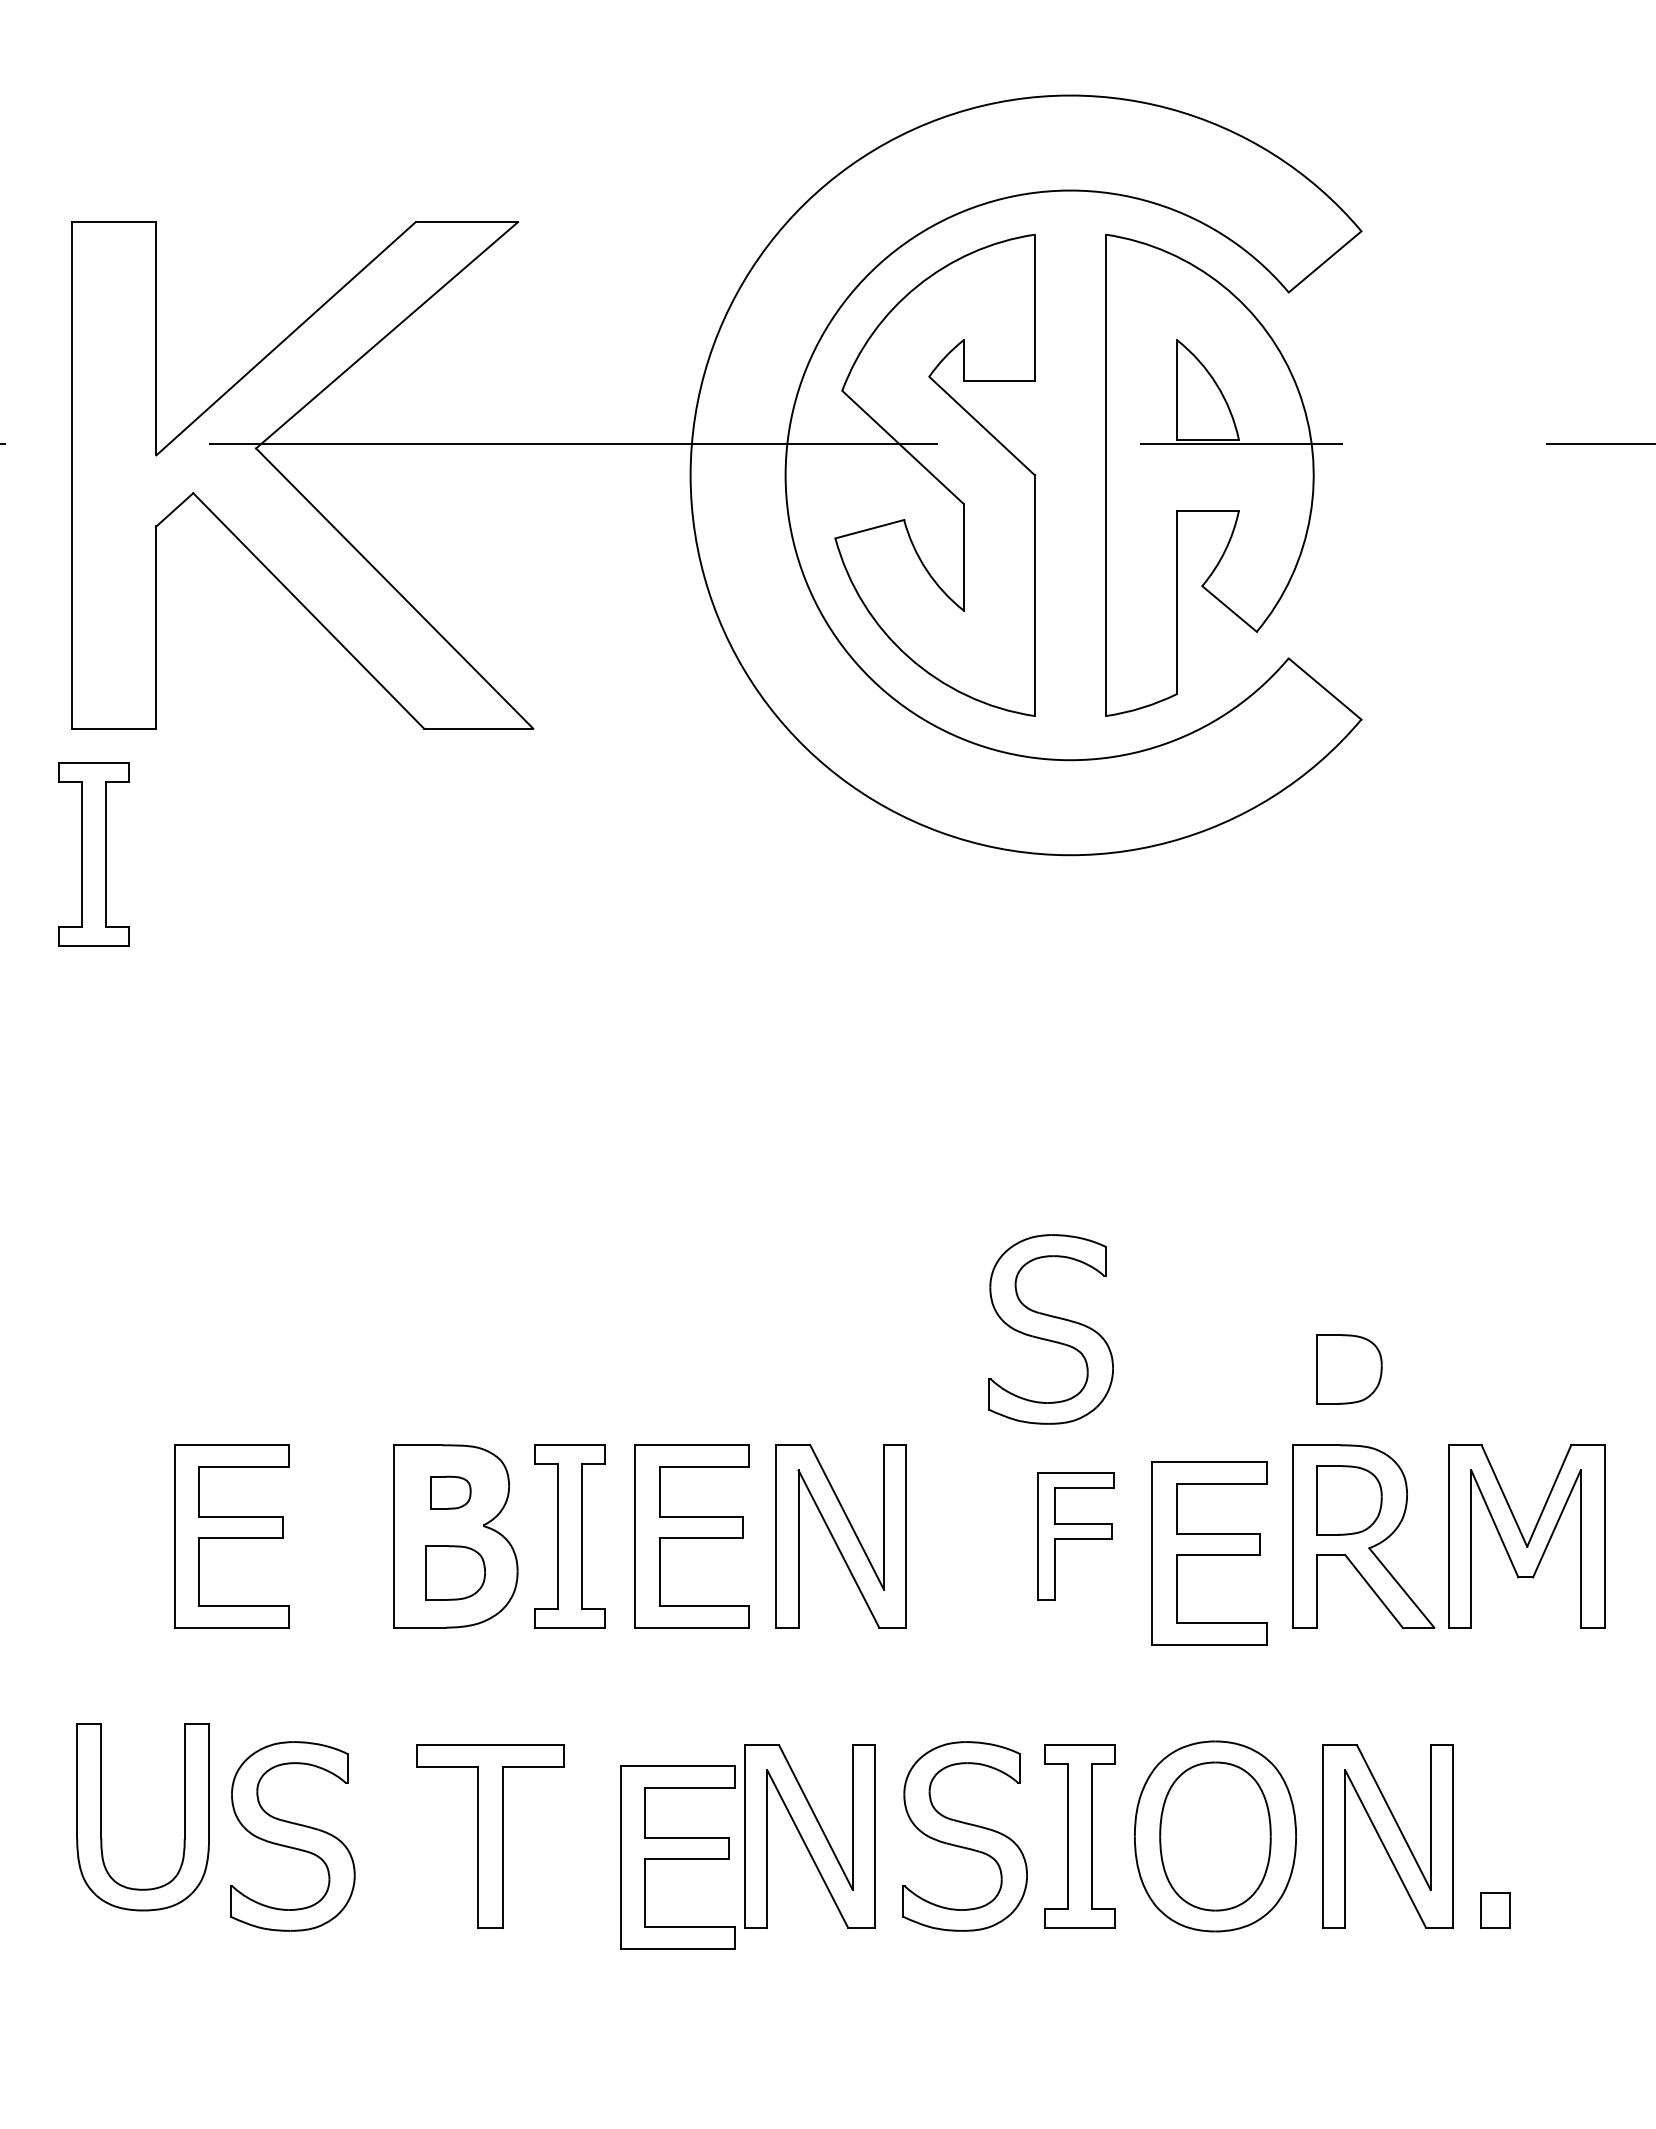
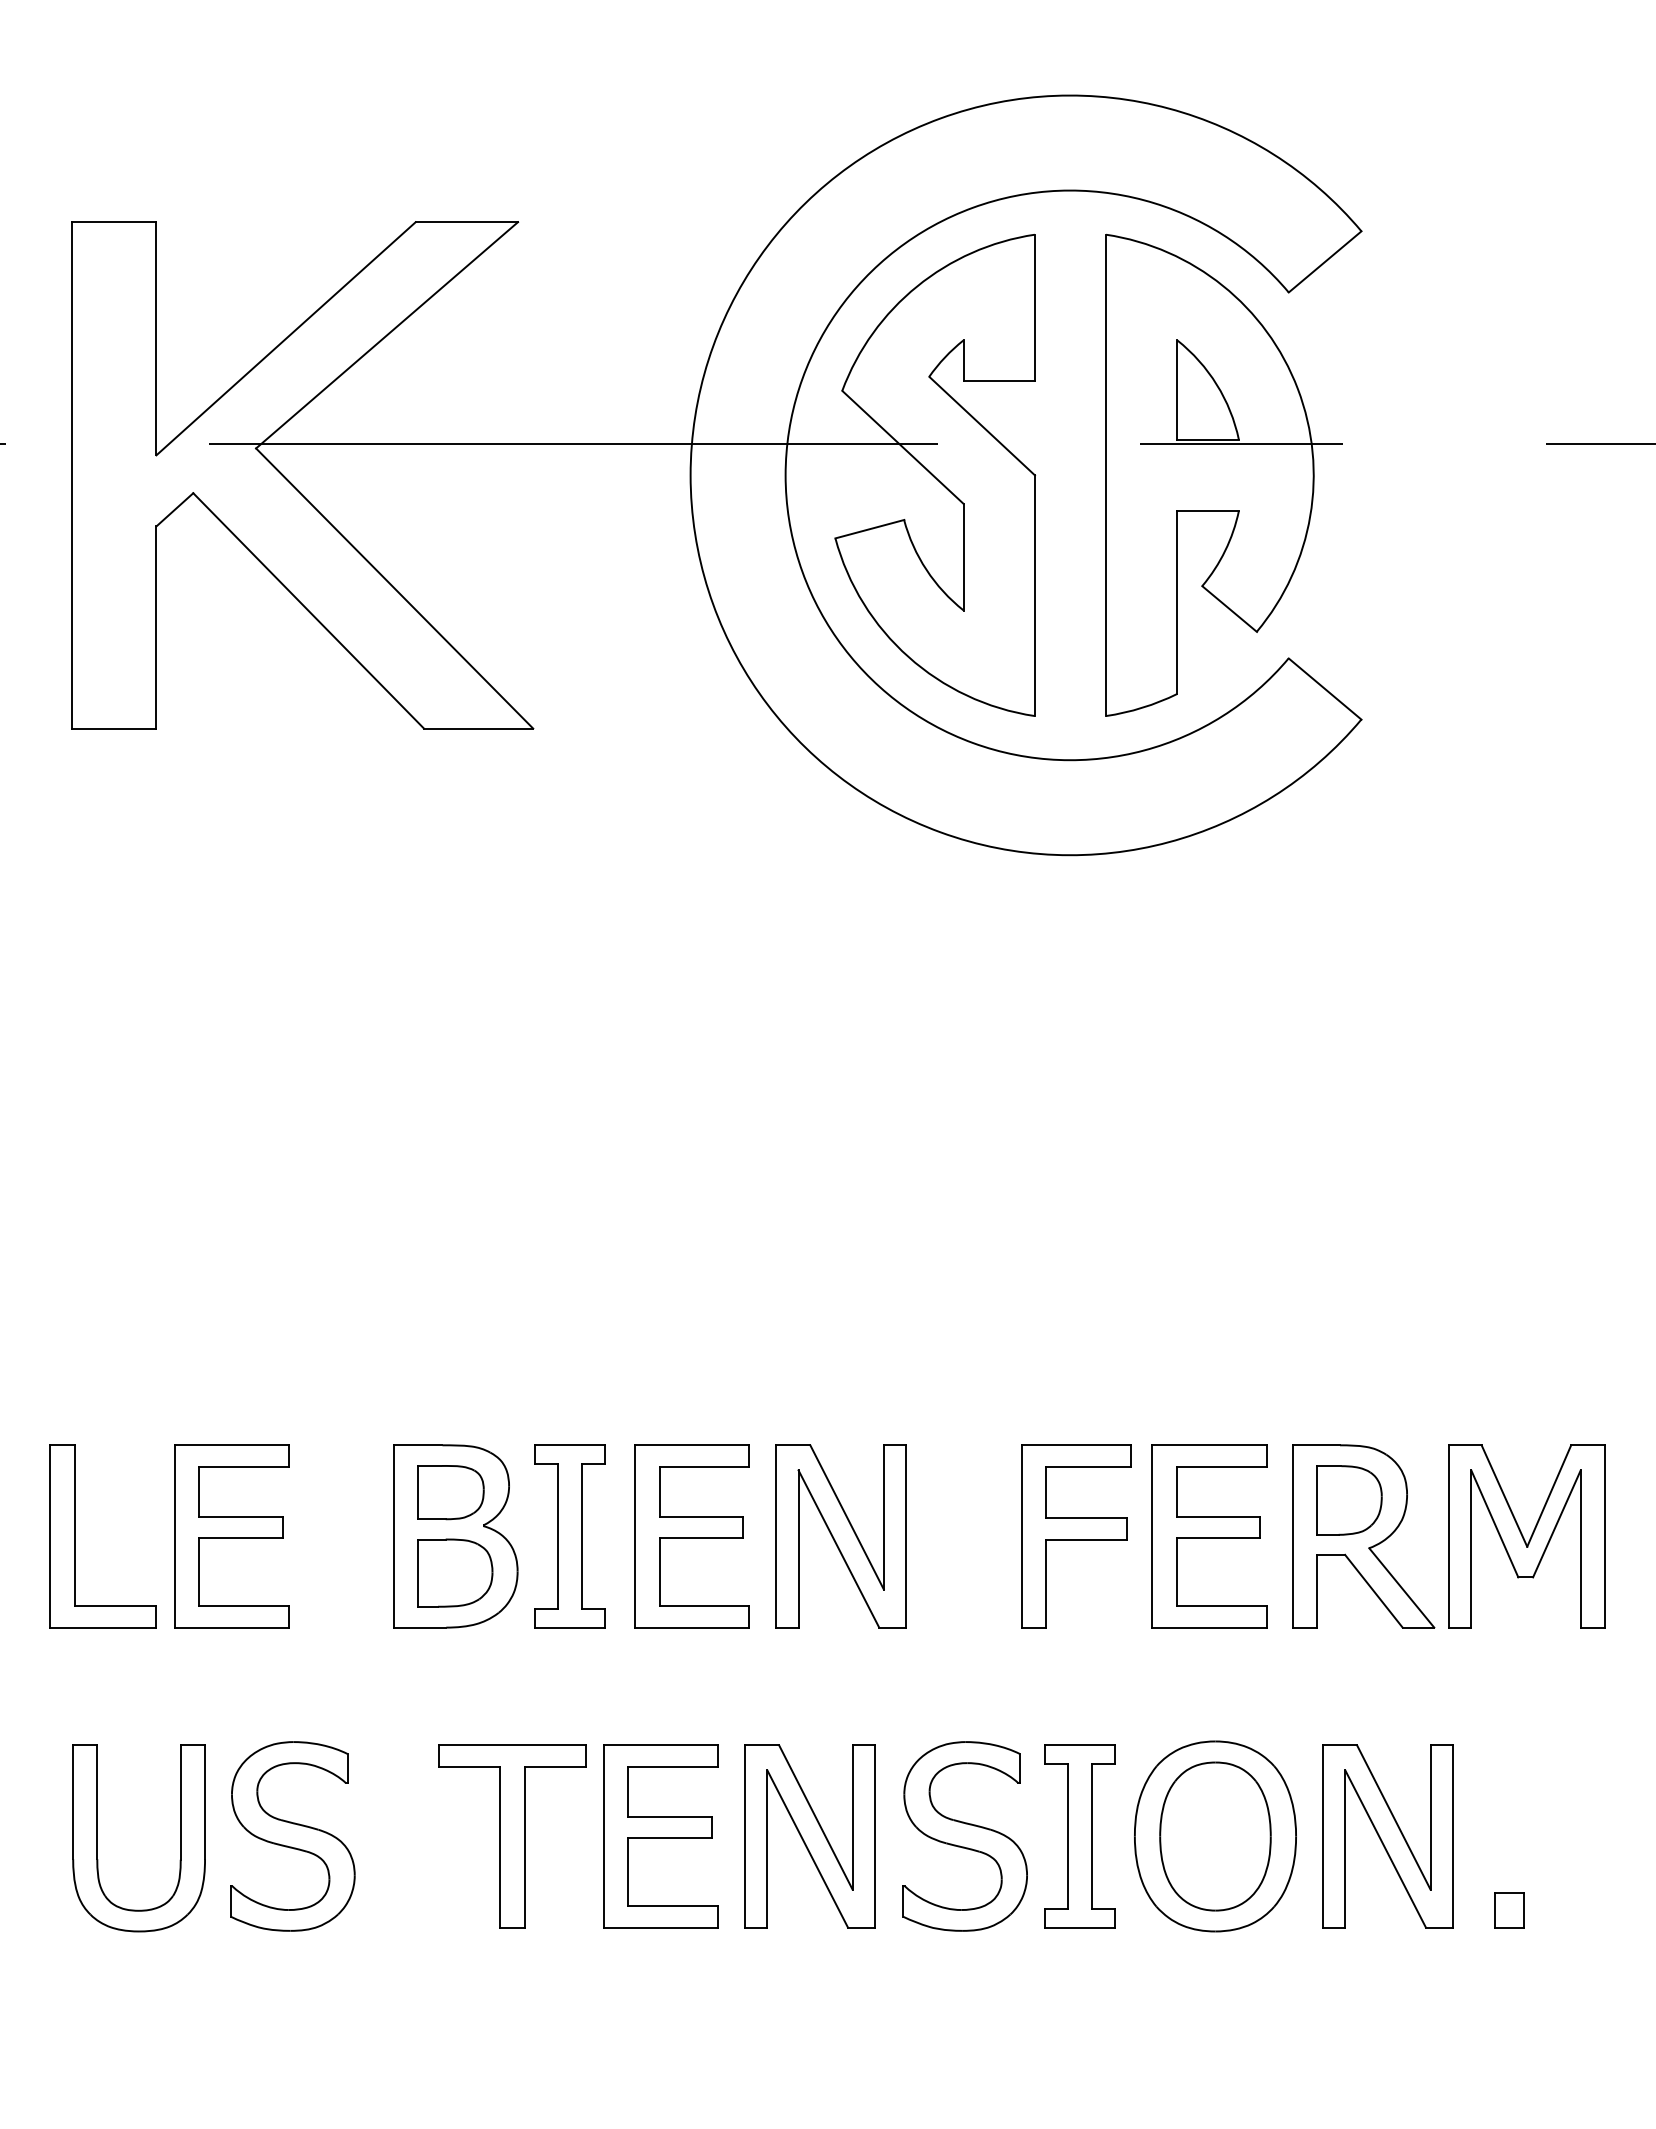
part: present -> none (93, 854)
part: present -> none (1050, 1329)
part: present -> none (1349, 1369)
part size: 42x35 px -> 68x56 px (450, 1492)
part: none -> present (75, 1536)
part size: 78x129 px -> 111x185 px (1076, 1536)
part position: (1209, 1553) -> (1209, 1536) (1209, 1536)
part size: 61x56 px -> 77x70 px (455, 1572)
part position: (101, 1817) -> (97, 1838) (97, 1838)
part position: (490, 1836) -> (512, 1836) (512, 1836)
part position: (677, 1857) -> (660, 1836) (660, 1836)
part position: (1495, 1910) -> (1509, 1910) (1509, 1910)
